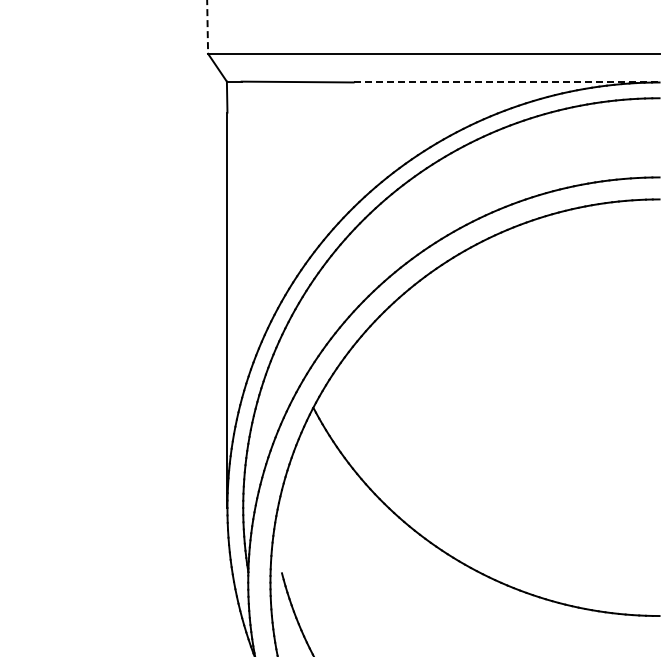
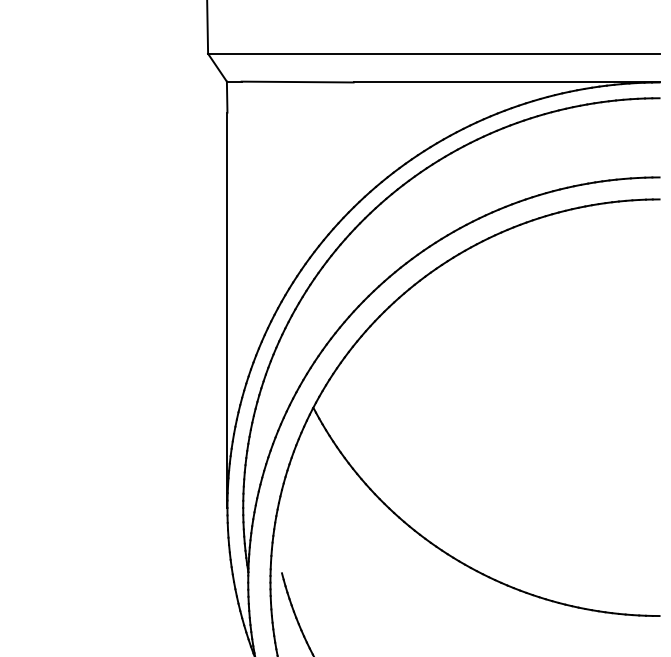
line: dashed -> solid (207, 27)
line: dashed -> solid (506, 82)
